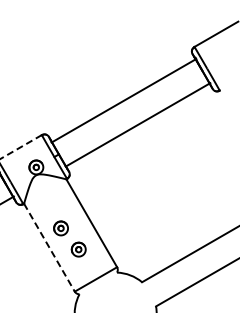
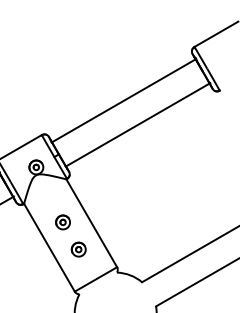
line: dashed -> solid (21, 146)
part position: (60, 228) -> (62, 222) (62, 222)
line: dashed -> solid (49, 247)
